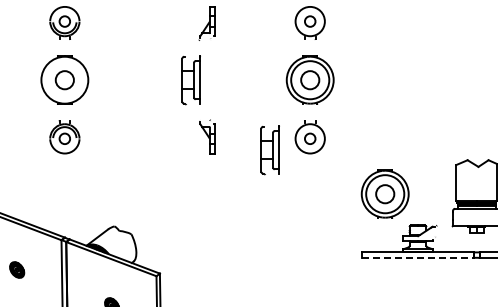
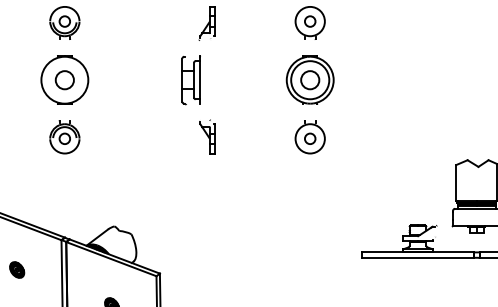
part: present -> none (269, 150)
part: present -> none (384, 193)
line: dashed -> solid (418, 258)
